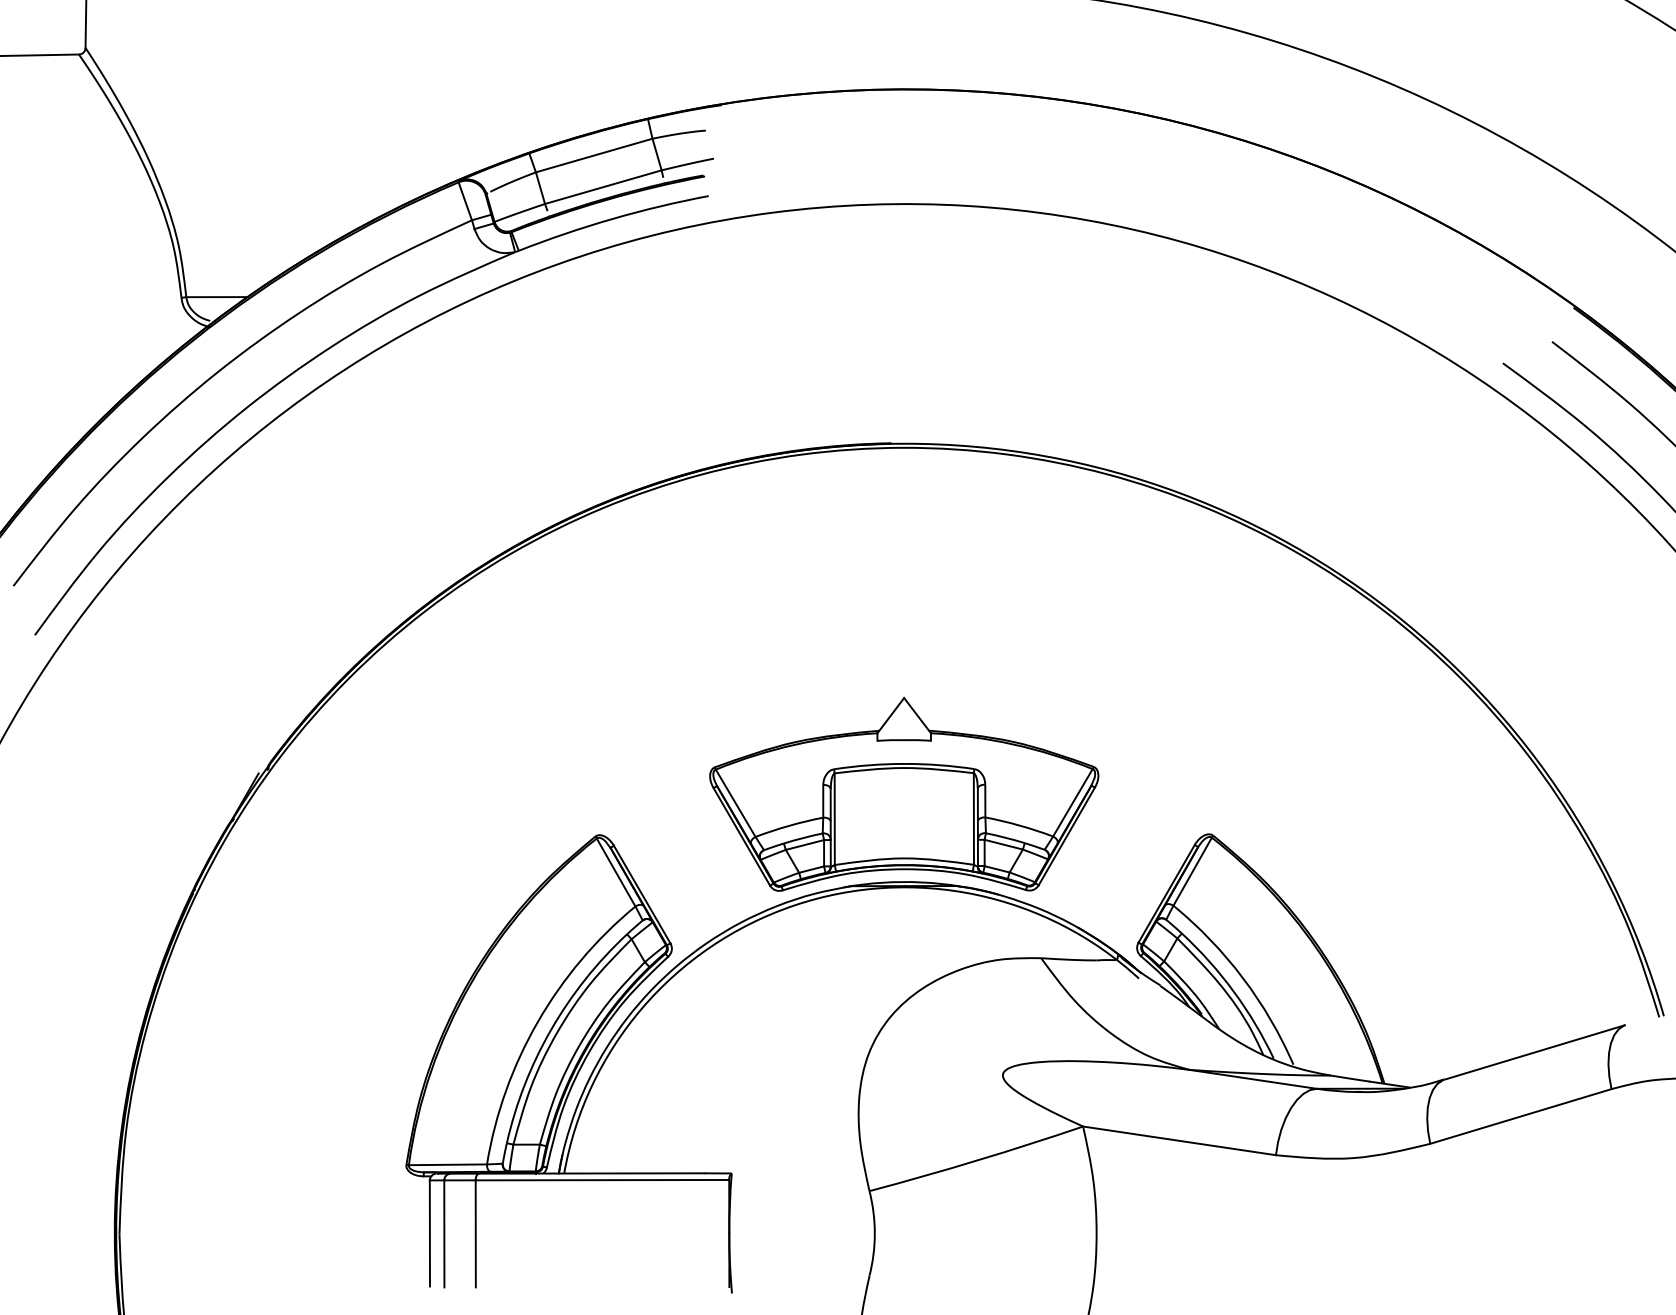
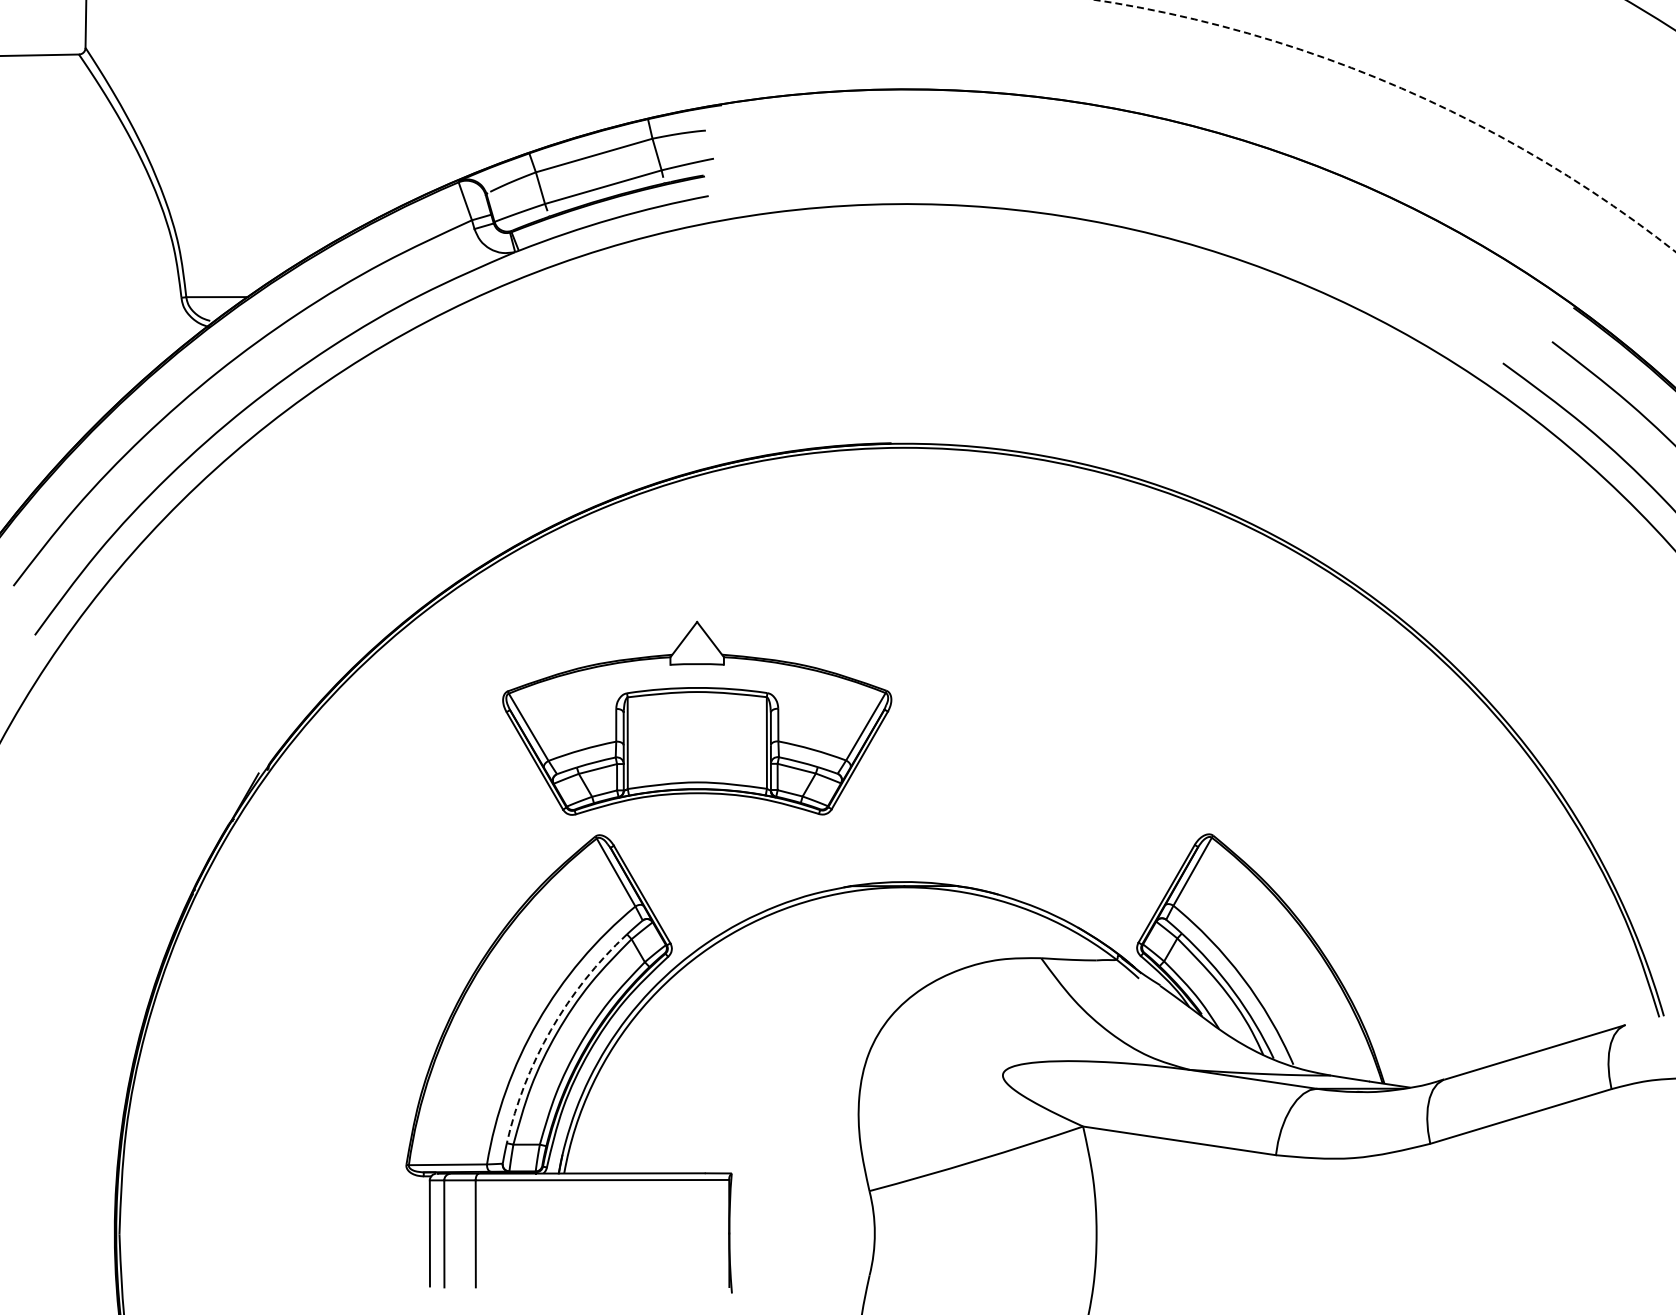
arc: solid -> dashed (1400, 87)
part position: (904, 793) -> (697, 717) (697, 717)
arc: solid -> dashed (551, 1029)
